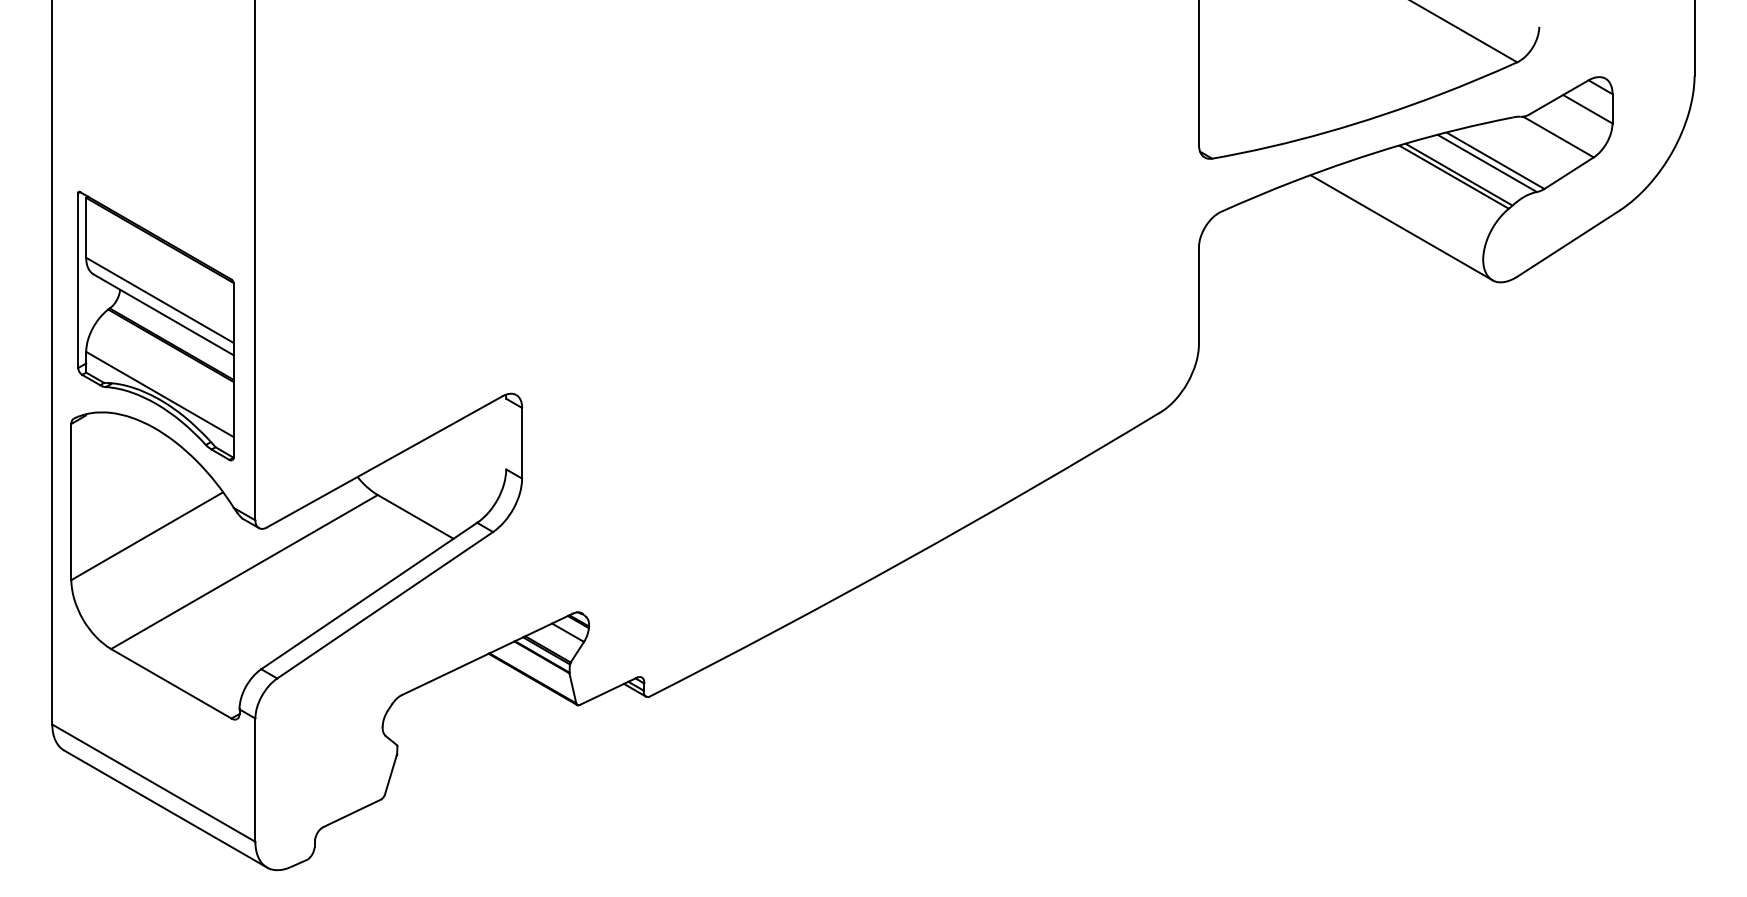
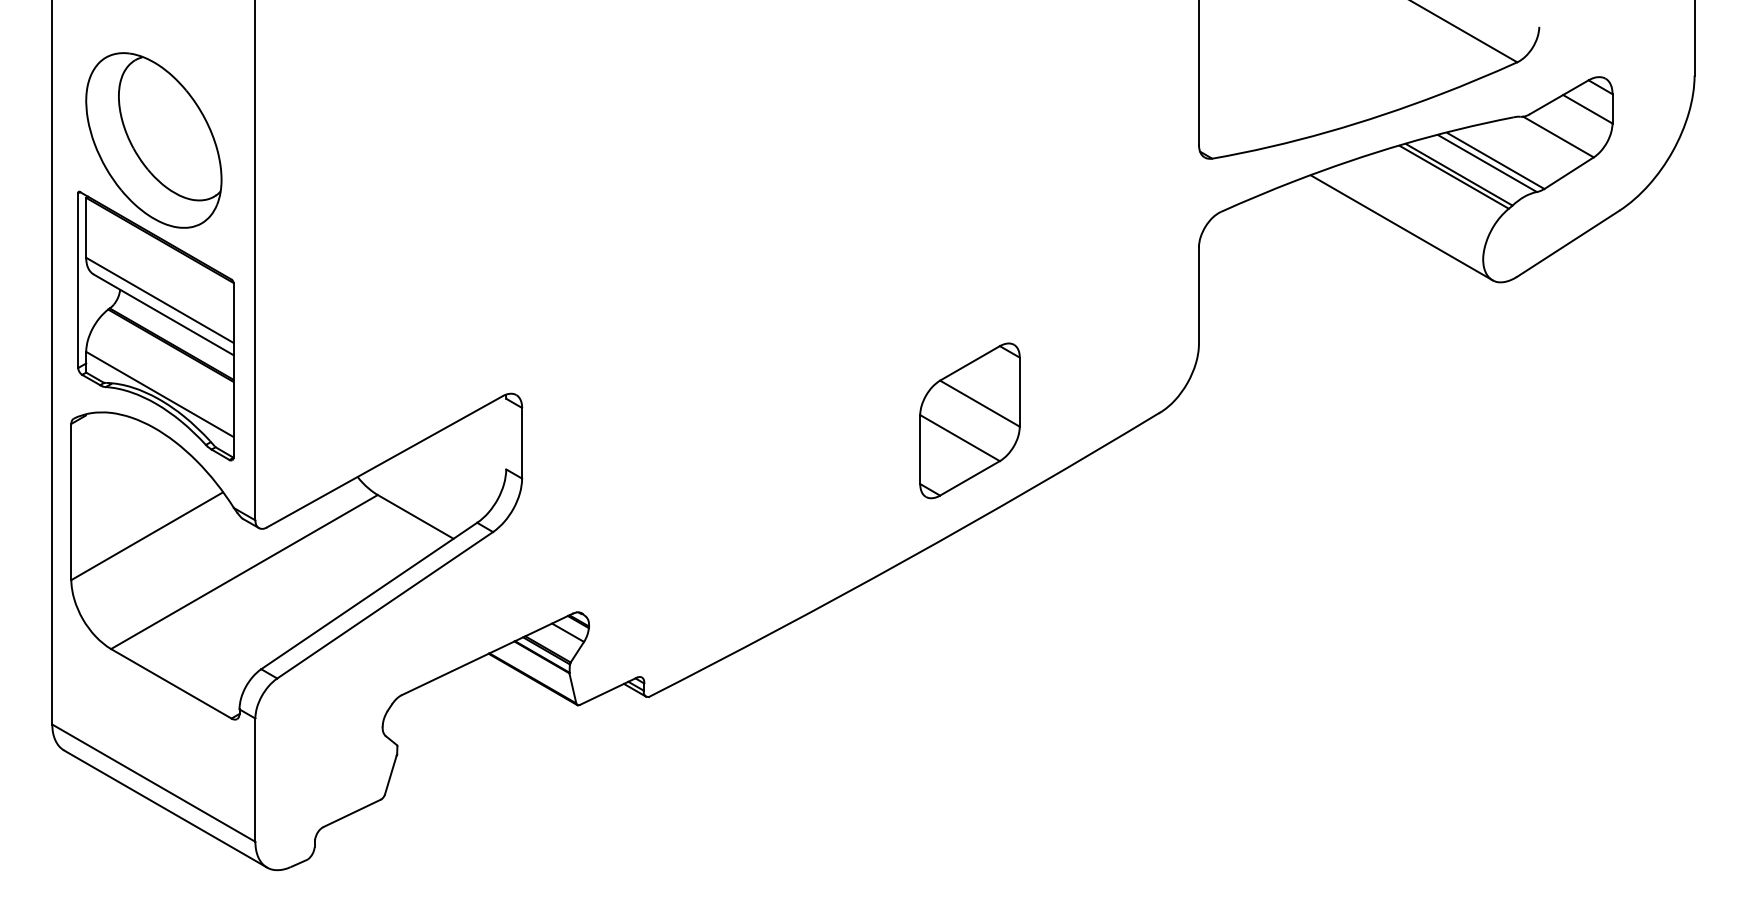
part: none -> present (153, 140)
part: none -> present (969, 420)
